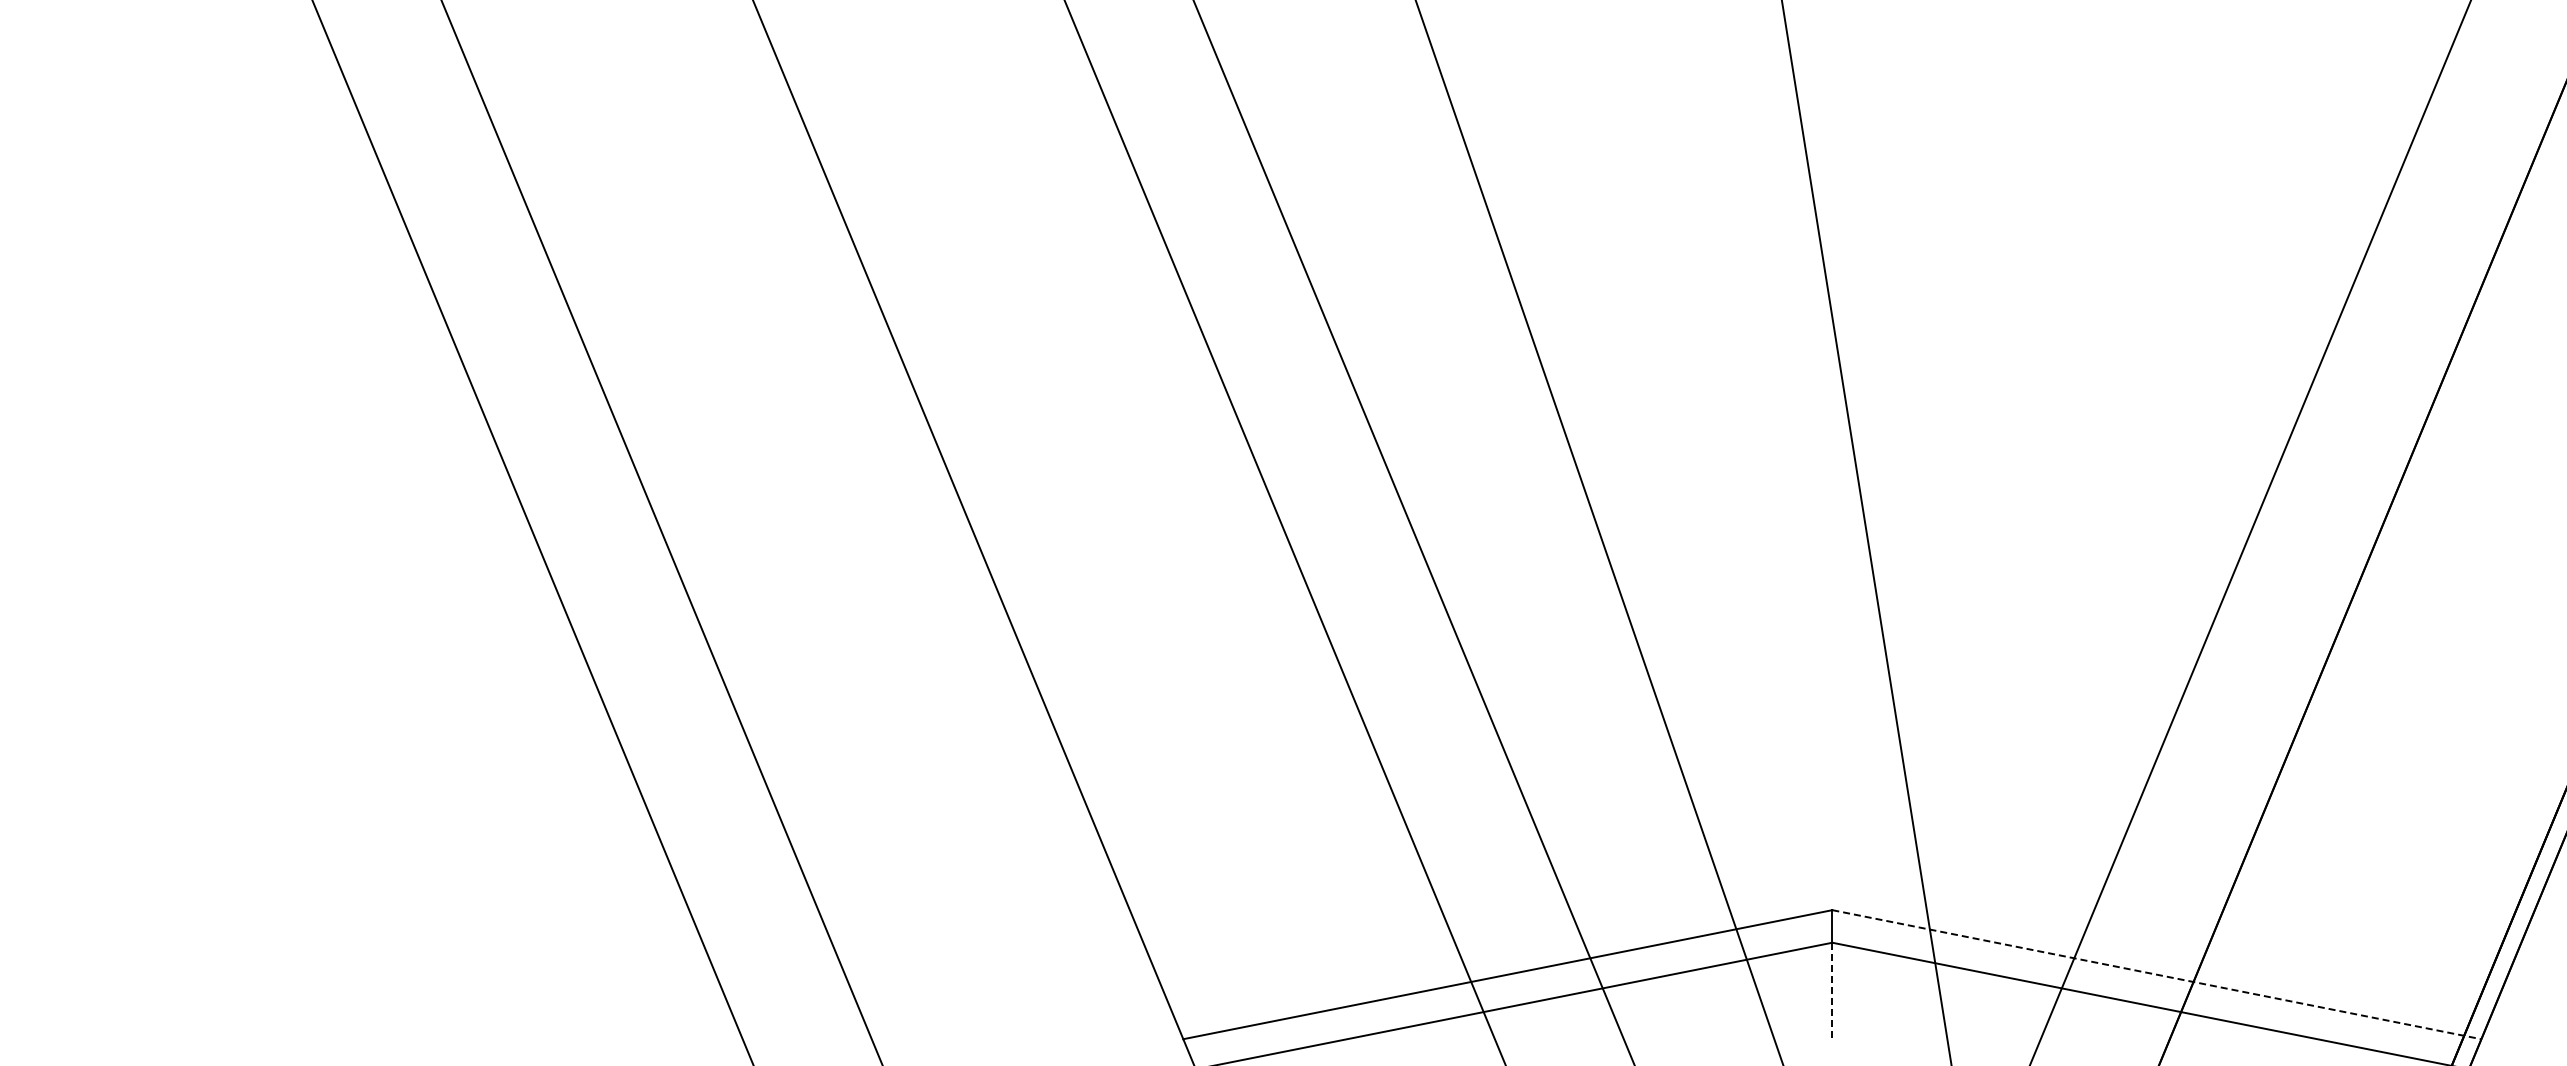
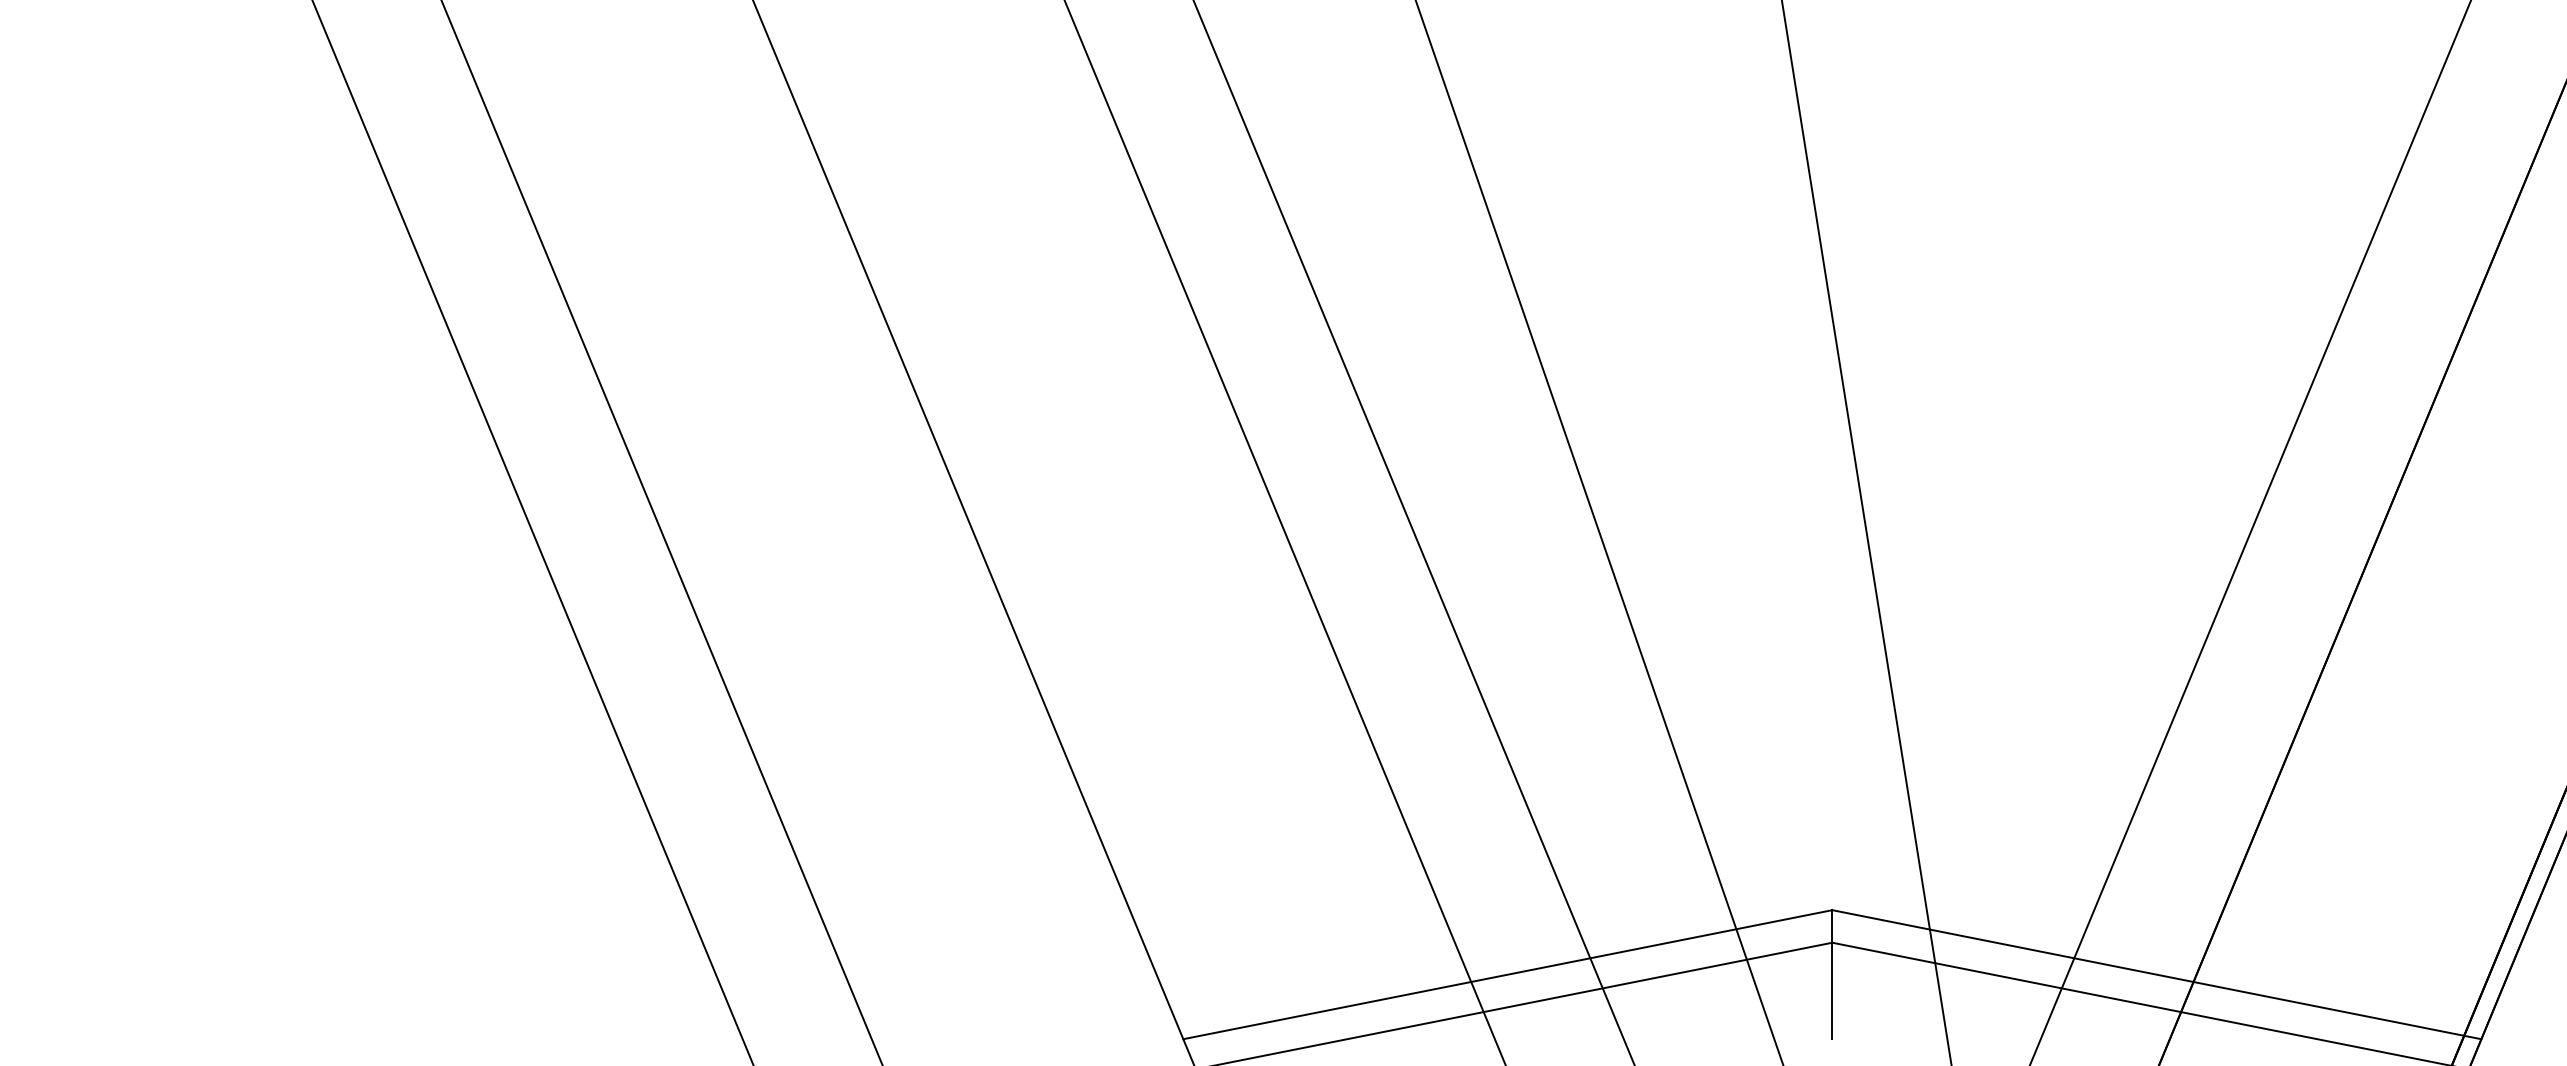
line: dashed -> solid (2156, 974)
line: dashed -> solid (1832, 991)
